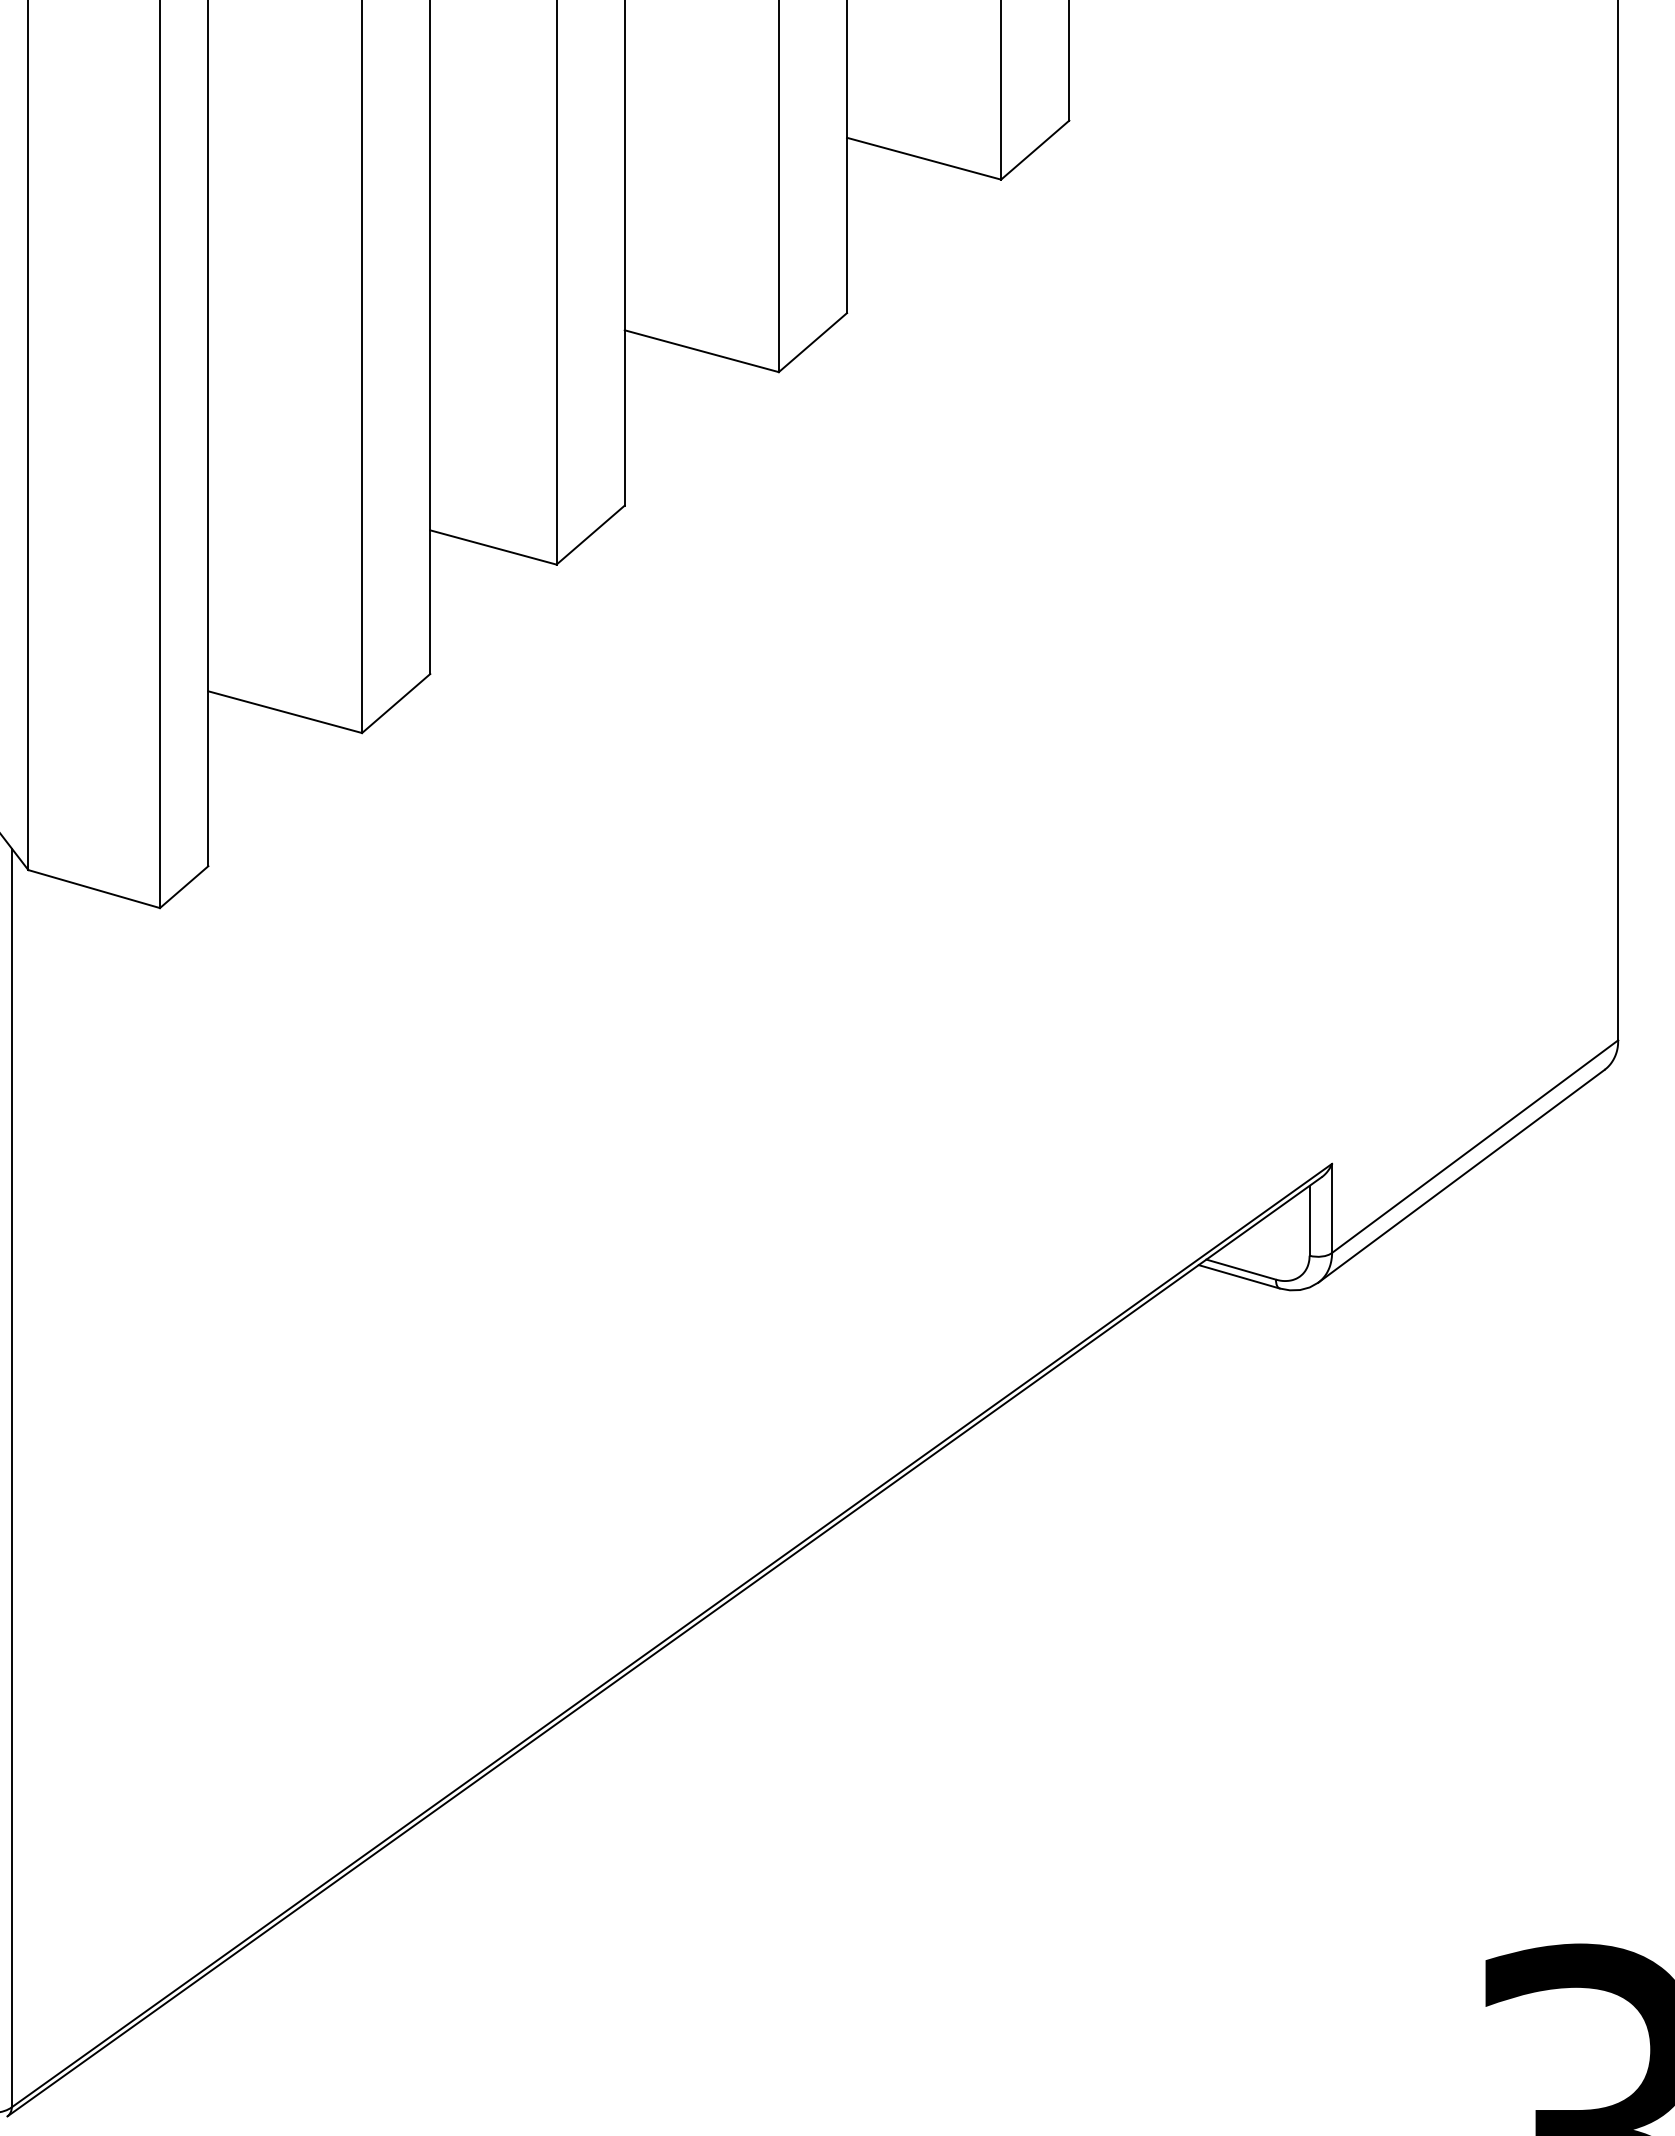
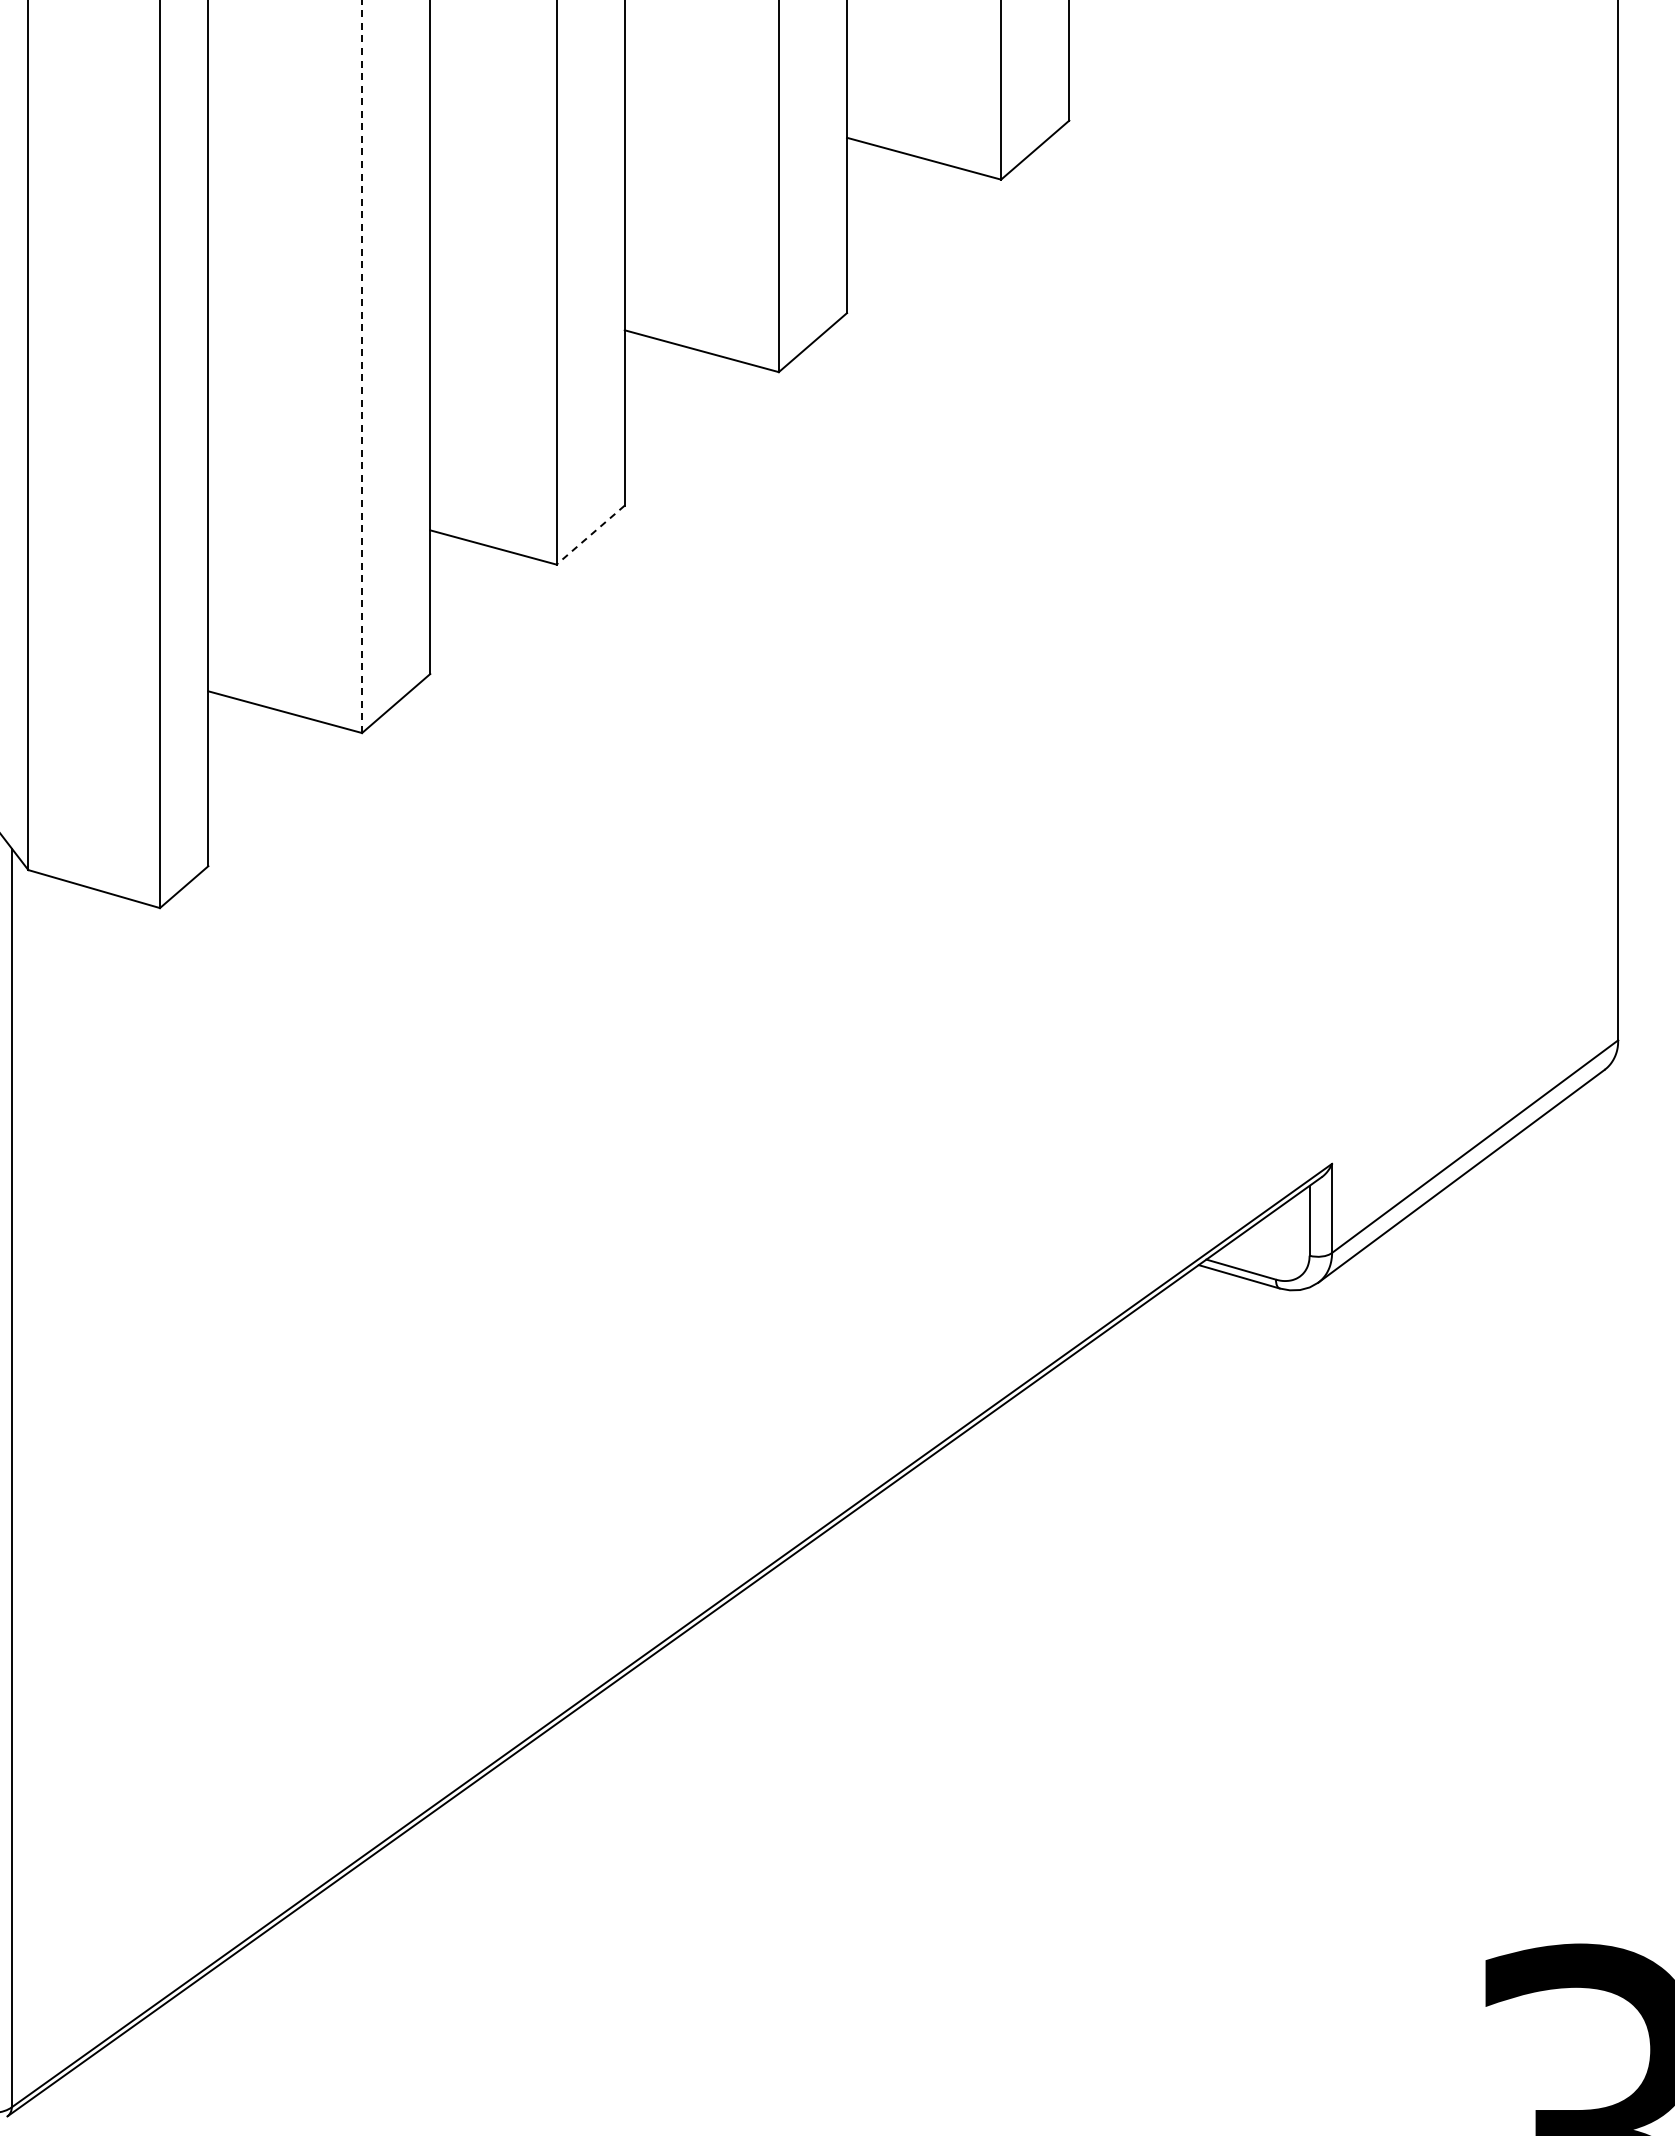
line: solid -> dashed (362, 366)
line: solid -> dashed (590, 535)
